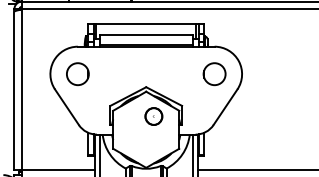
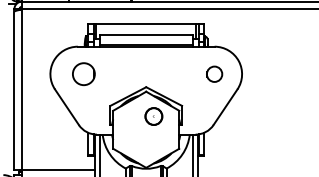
part position: (77, 74) -> (83, 74) (83, 74)
part size: 25x25 px -> 18x18 px (214, 73)
line: present -> none (256, 169)
